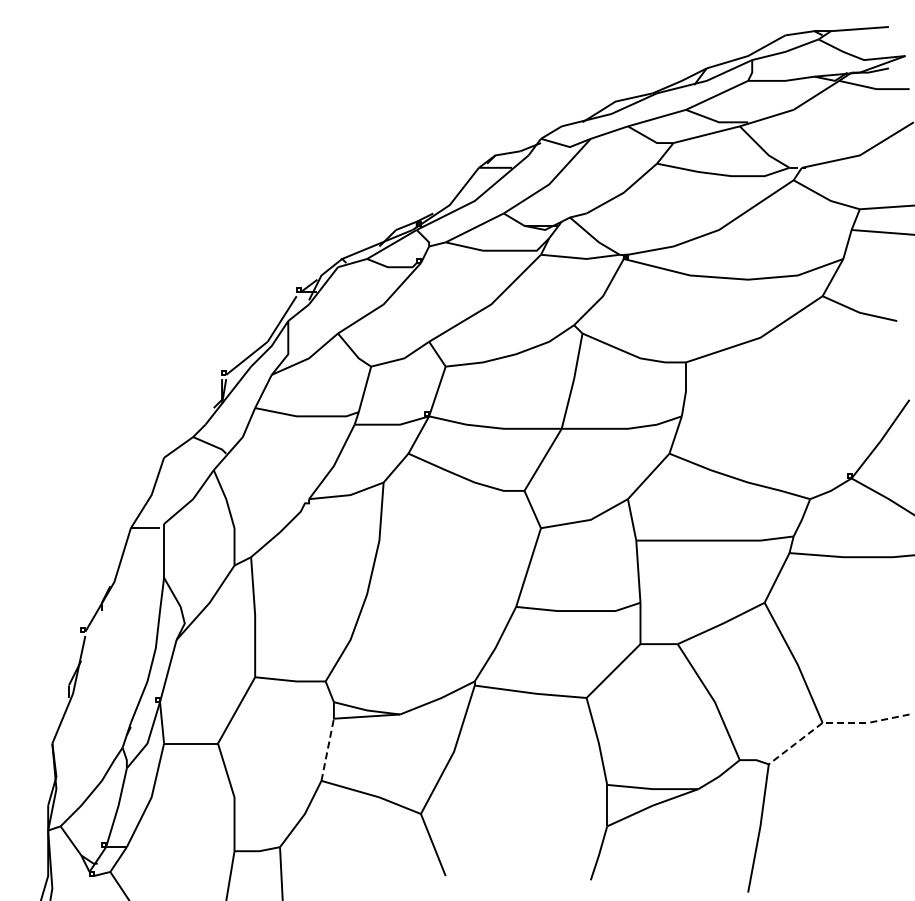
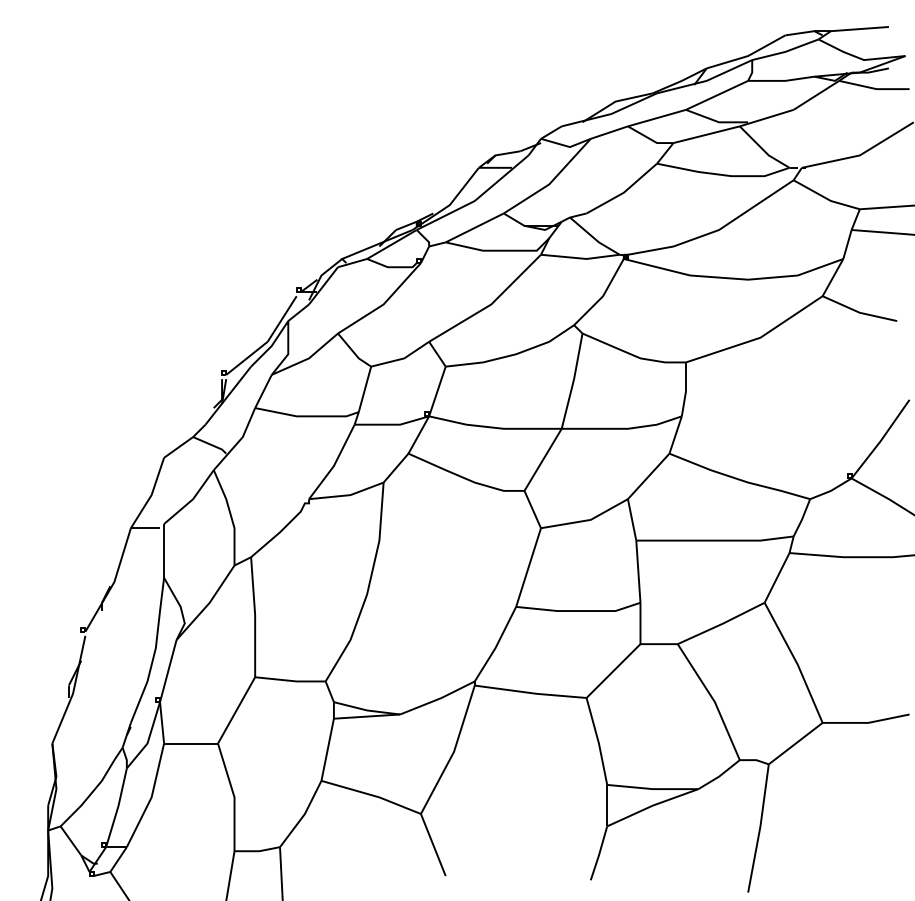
line: dashed -> solid (832, 722)
line: dashed -> solid (327, 749)
